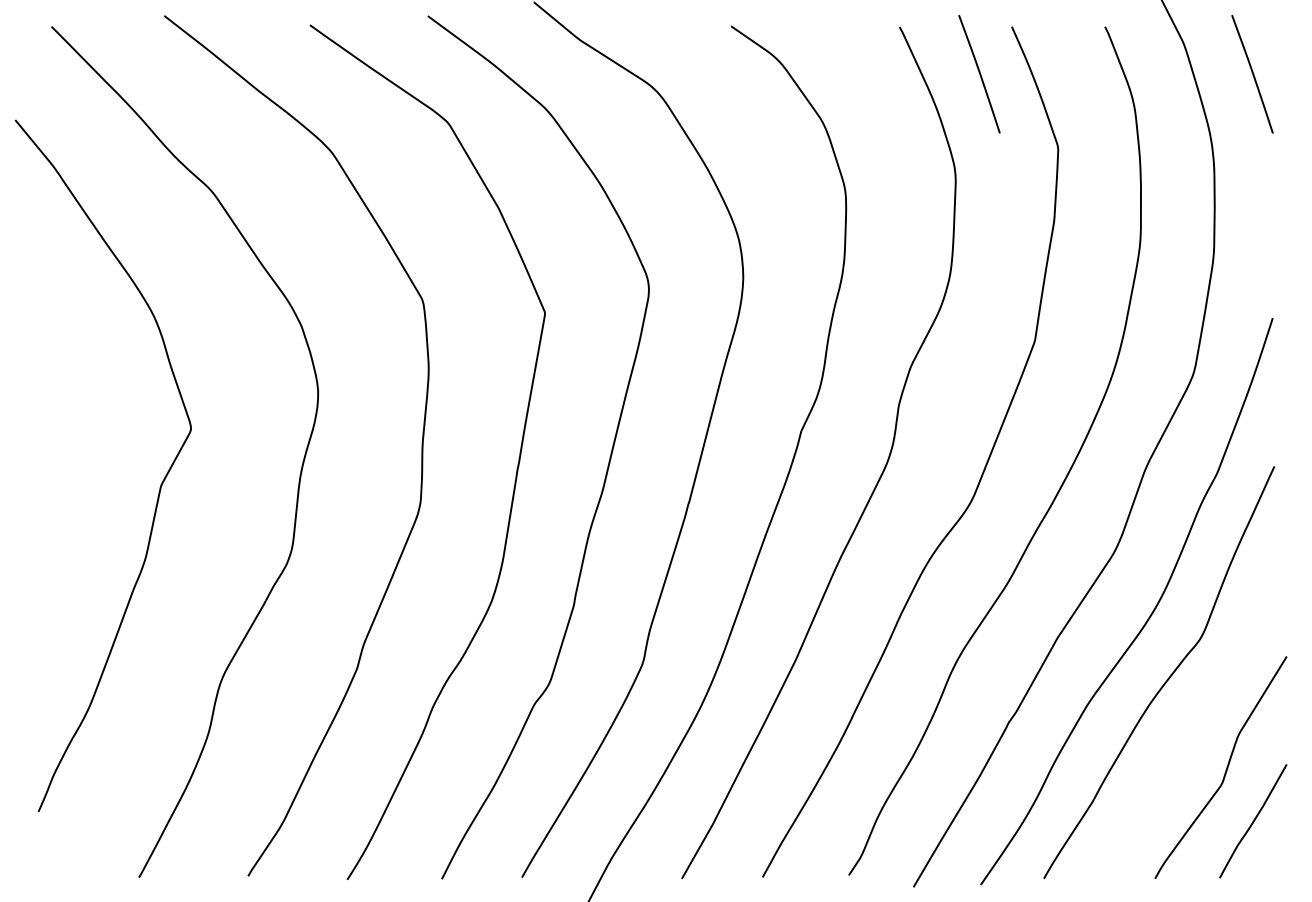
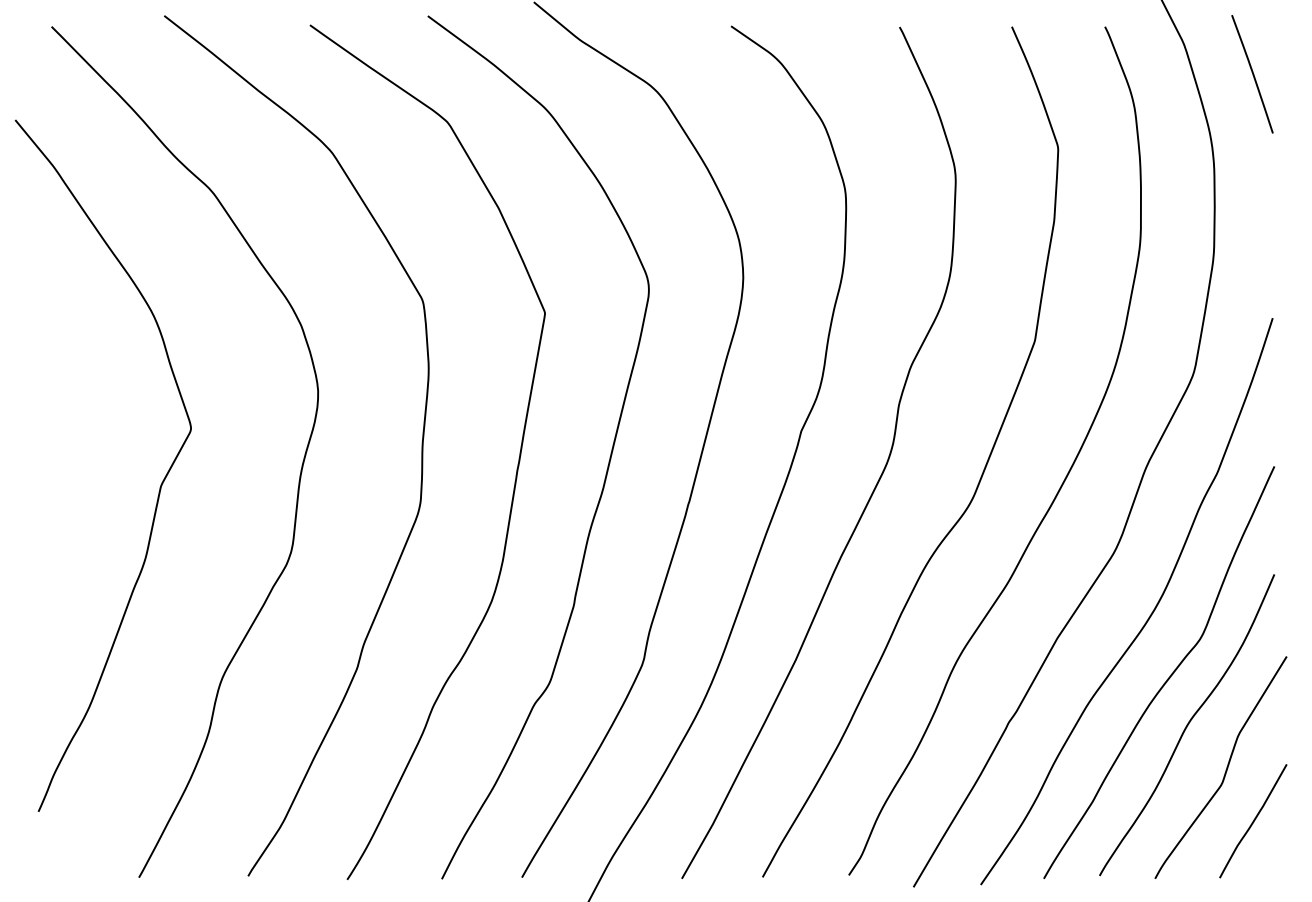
line: present -> none (979, 74)
curve: none -> present (1186, 725)
